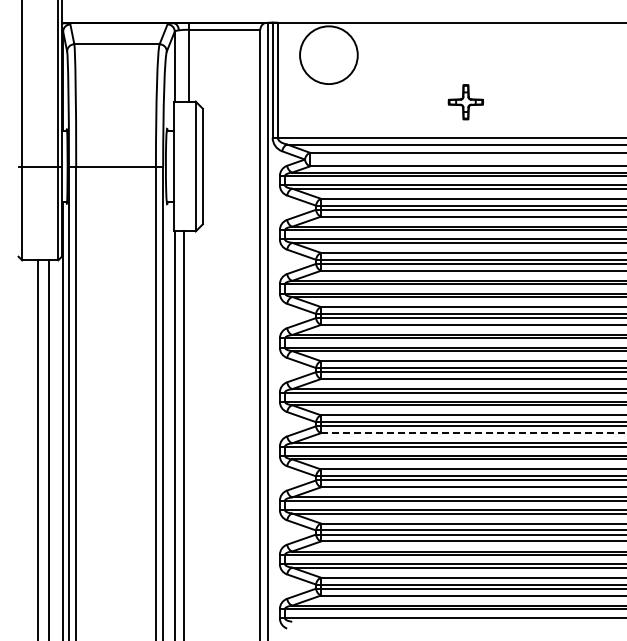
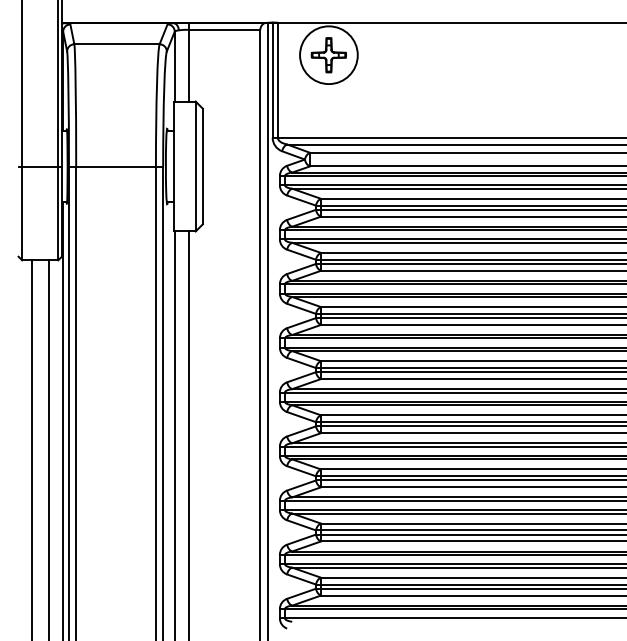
part position: (465, 102) -> (328, 55) (328, 55)
line: dashed -> solid (473, 433)
line position: (184, 434) -> (189, 434) (189, 434)
line position: (37, 448) -> (31, 448) (31, 448)
